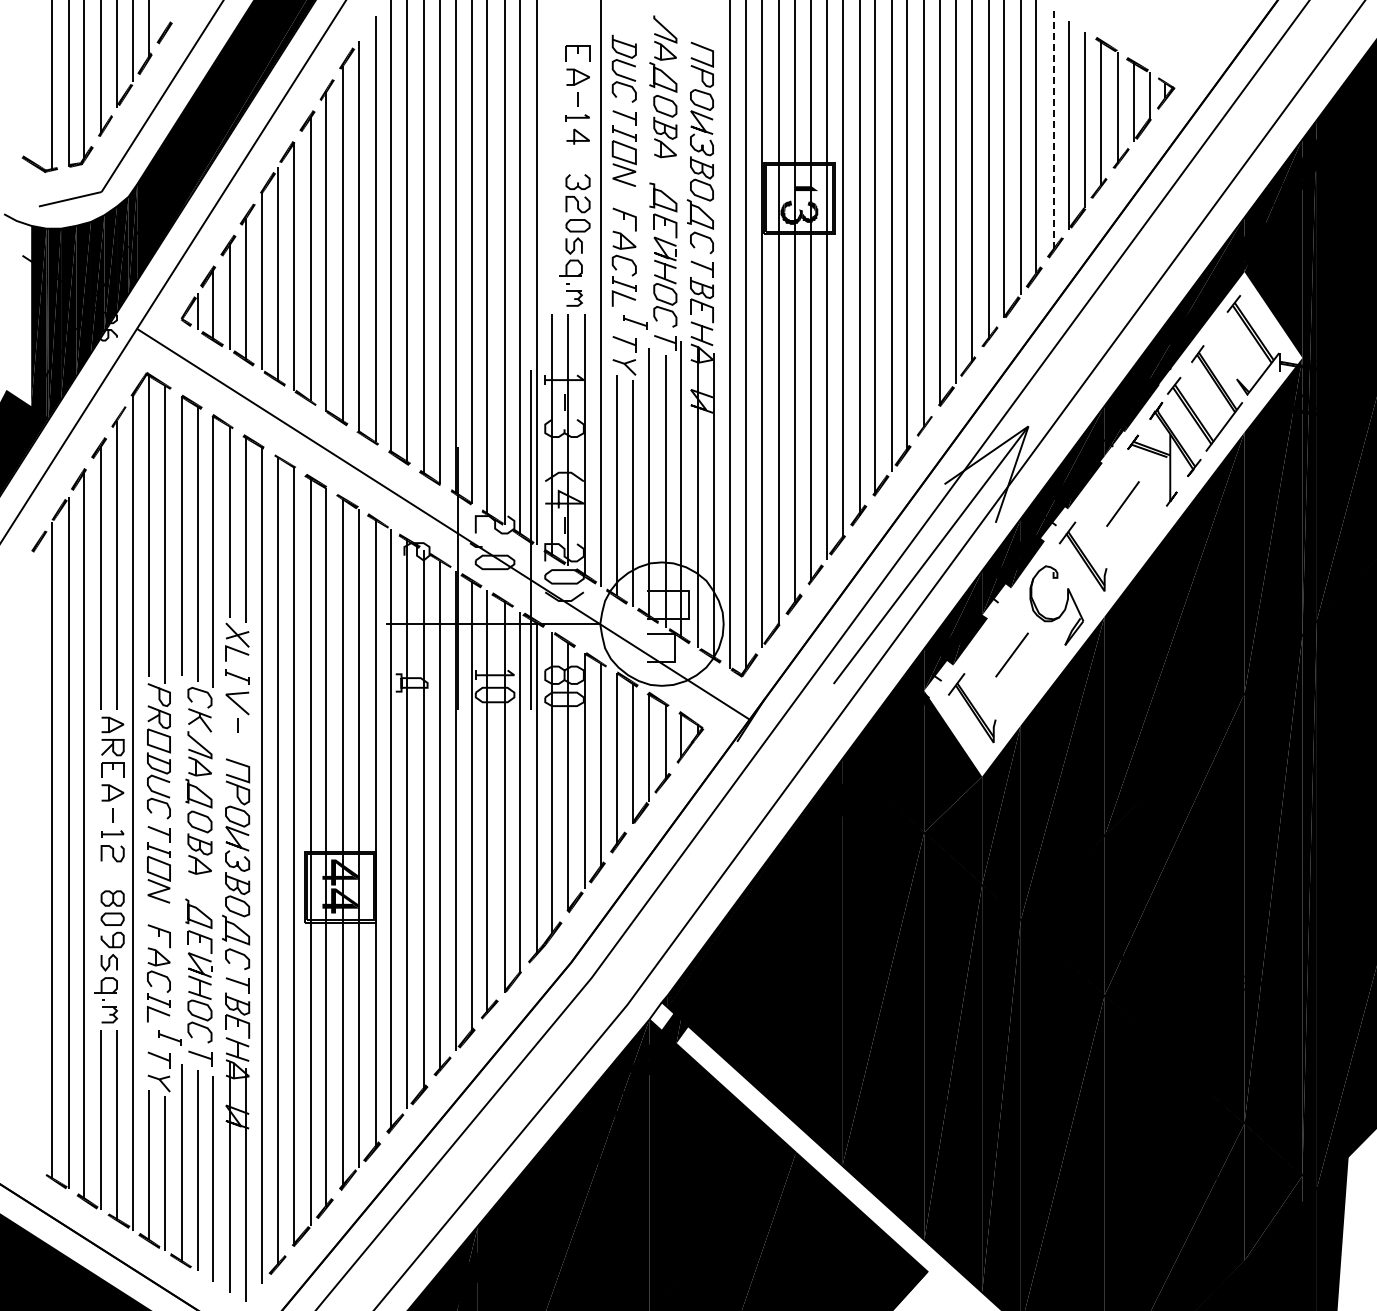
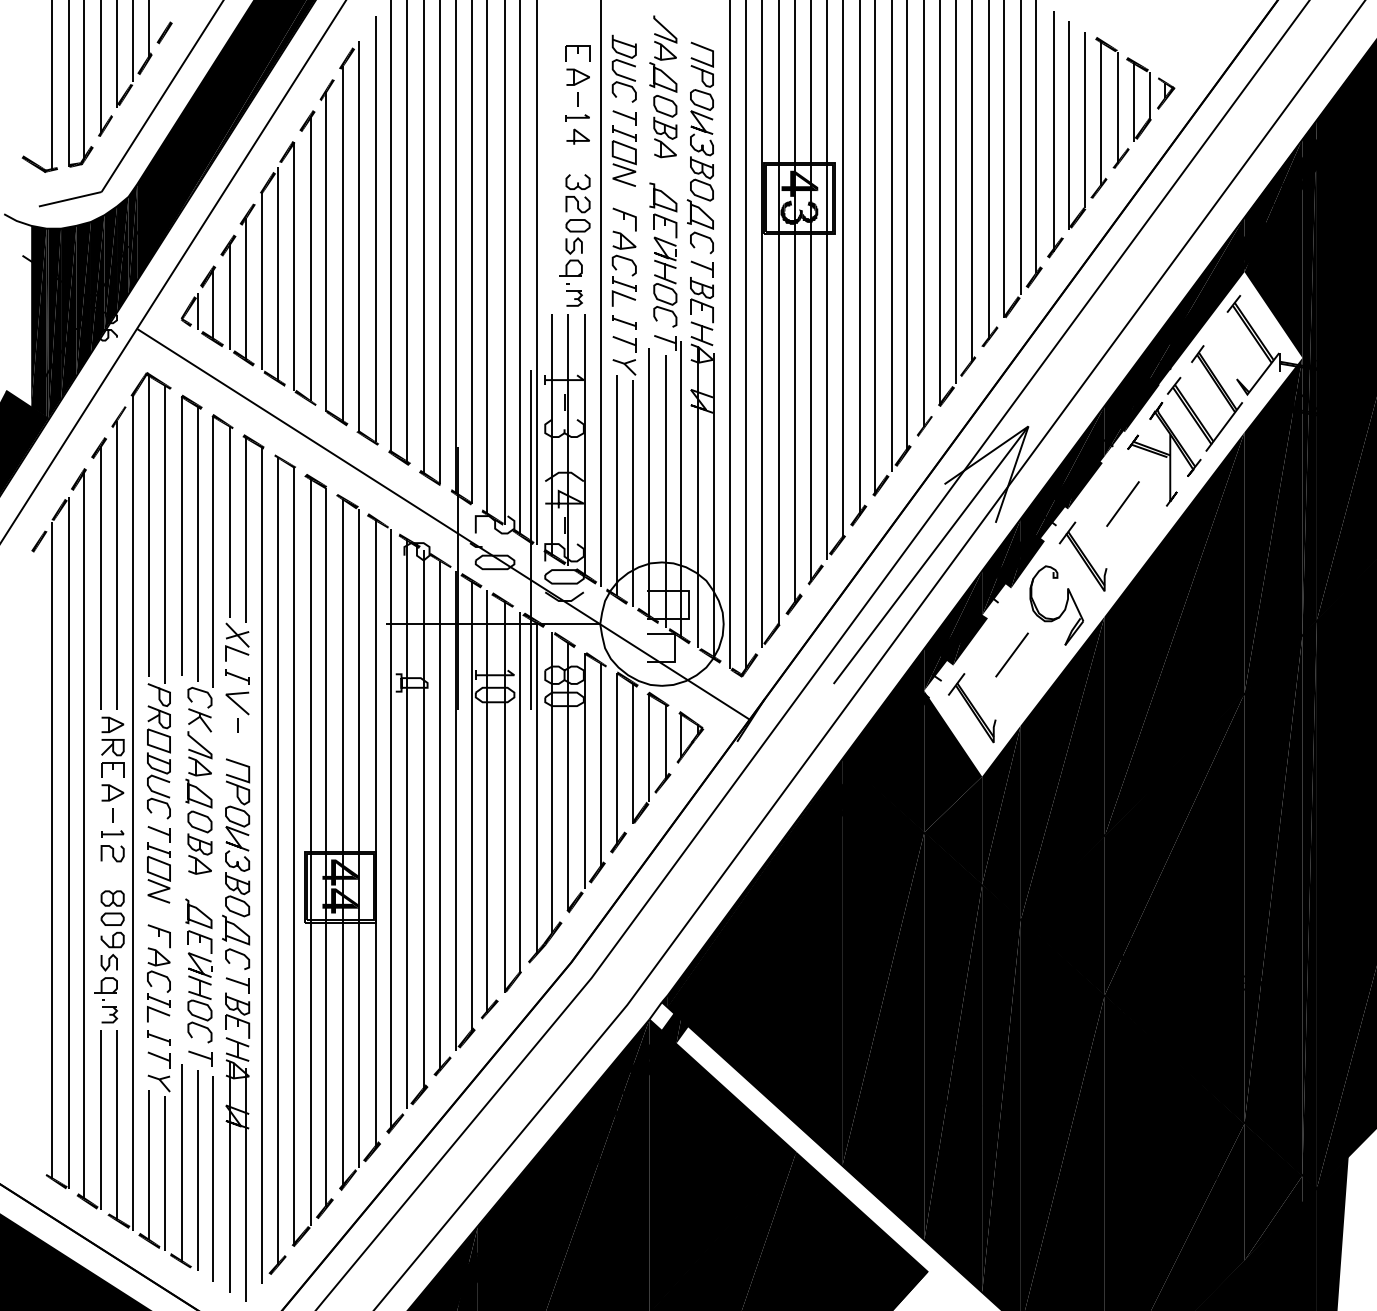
line: dashed -> solid (1053, 131)
fill: none -> present (799, 183)
part position: (635, 322) -> (624, 322) (624, 322)
part position: (169, 1037) -> (158, 1037) (158, 1037)
